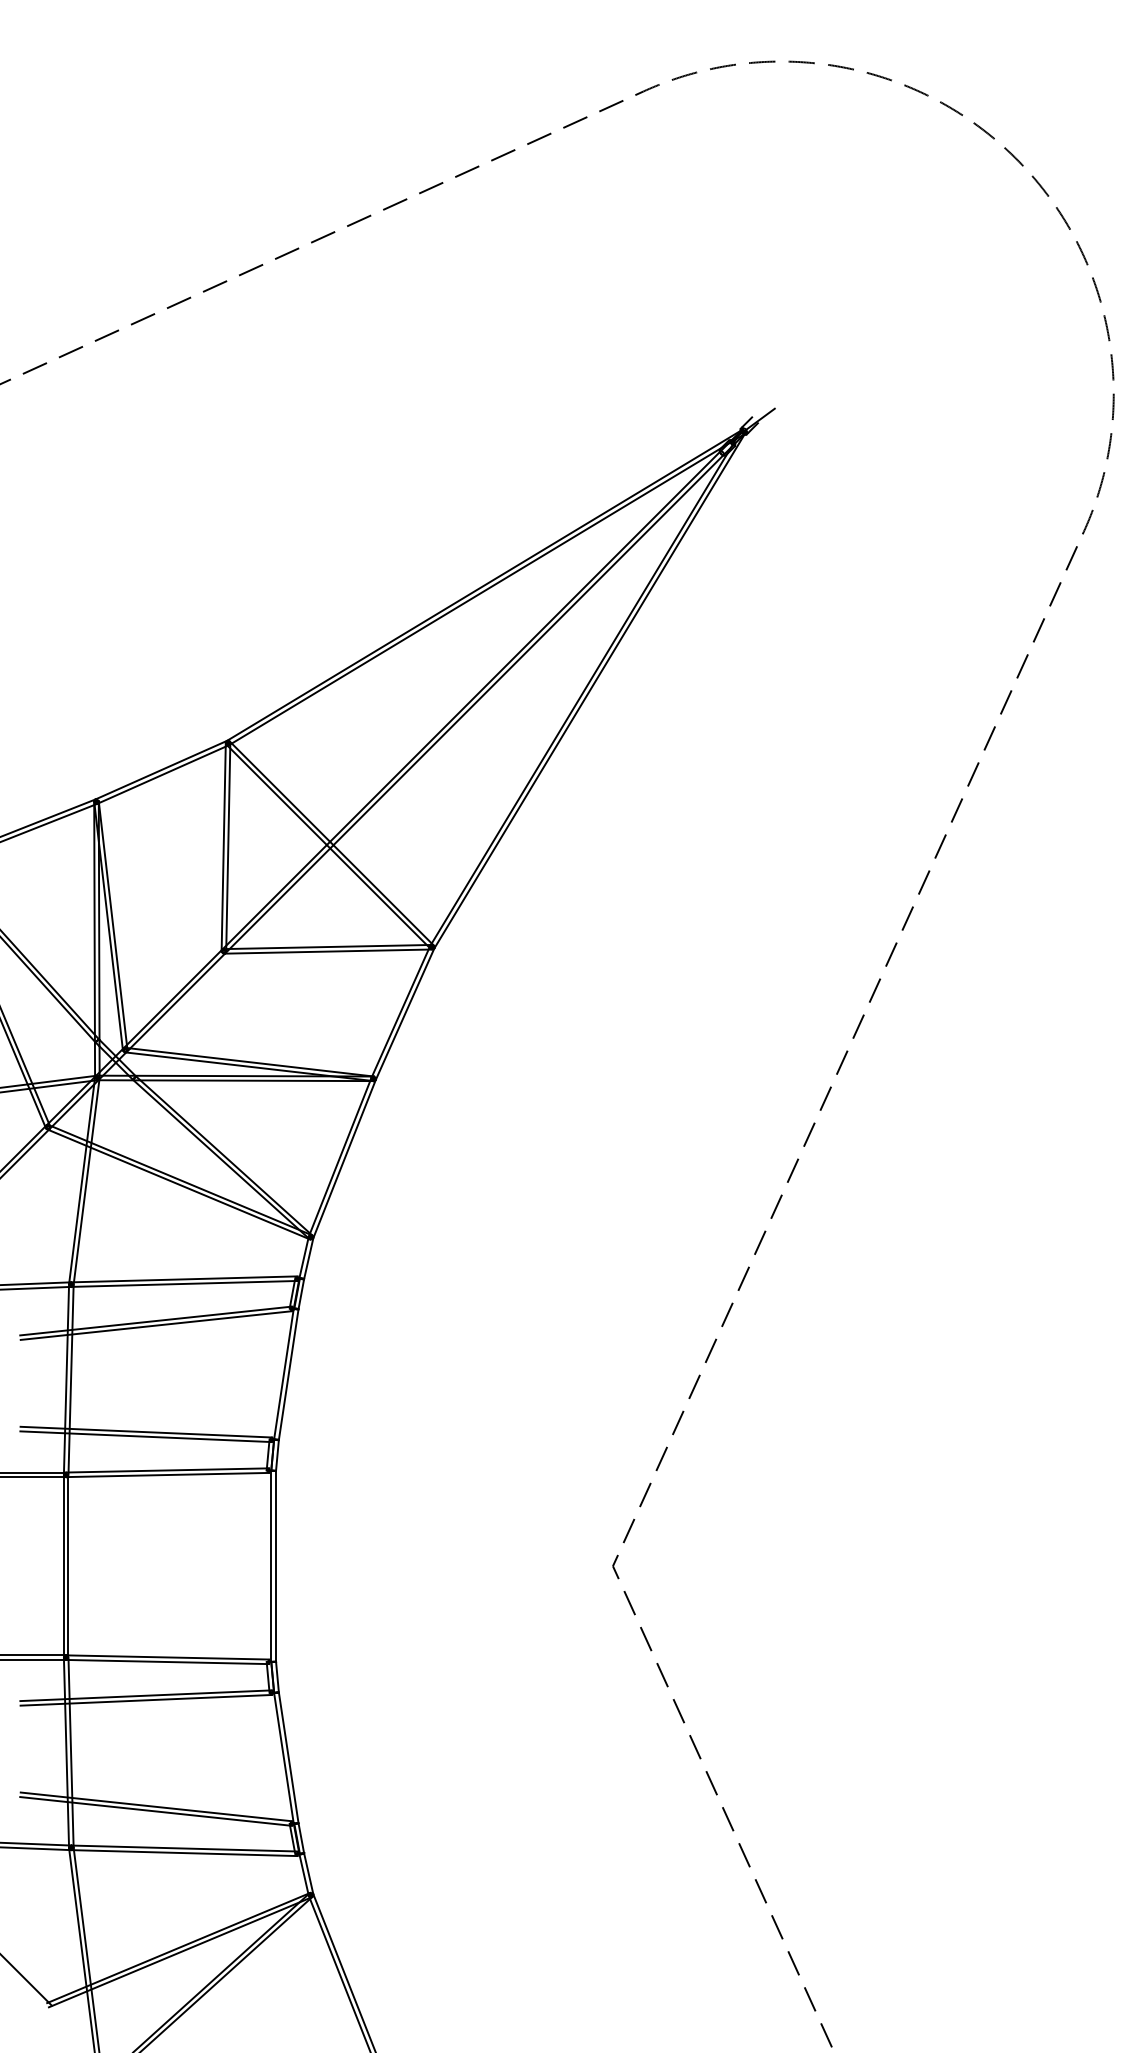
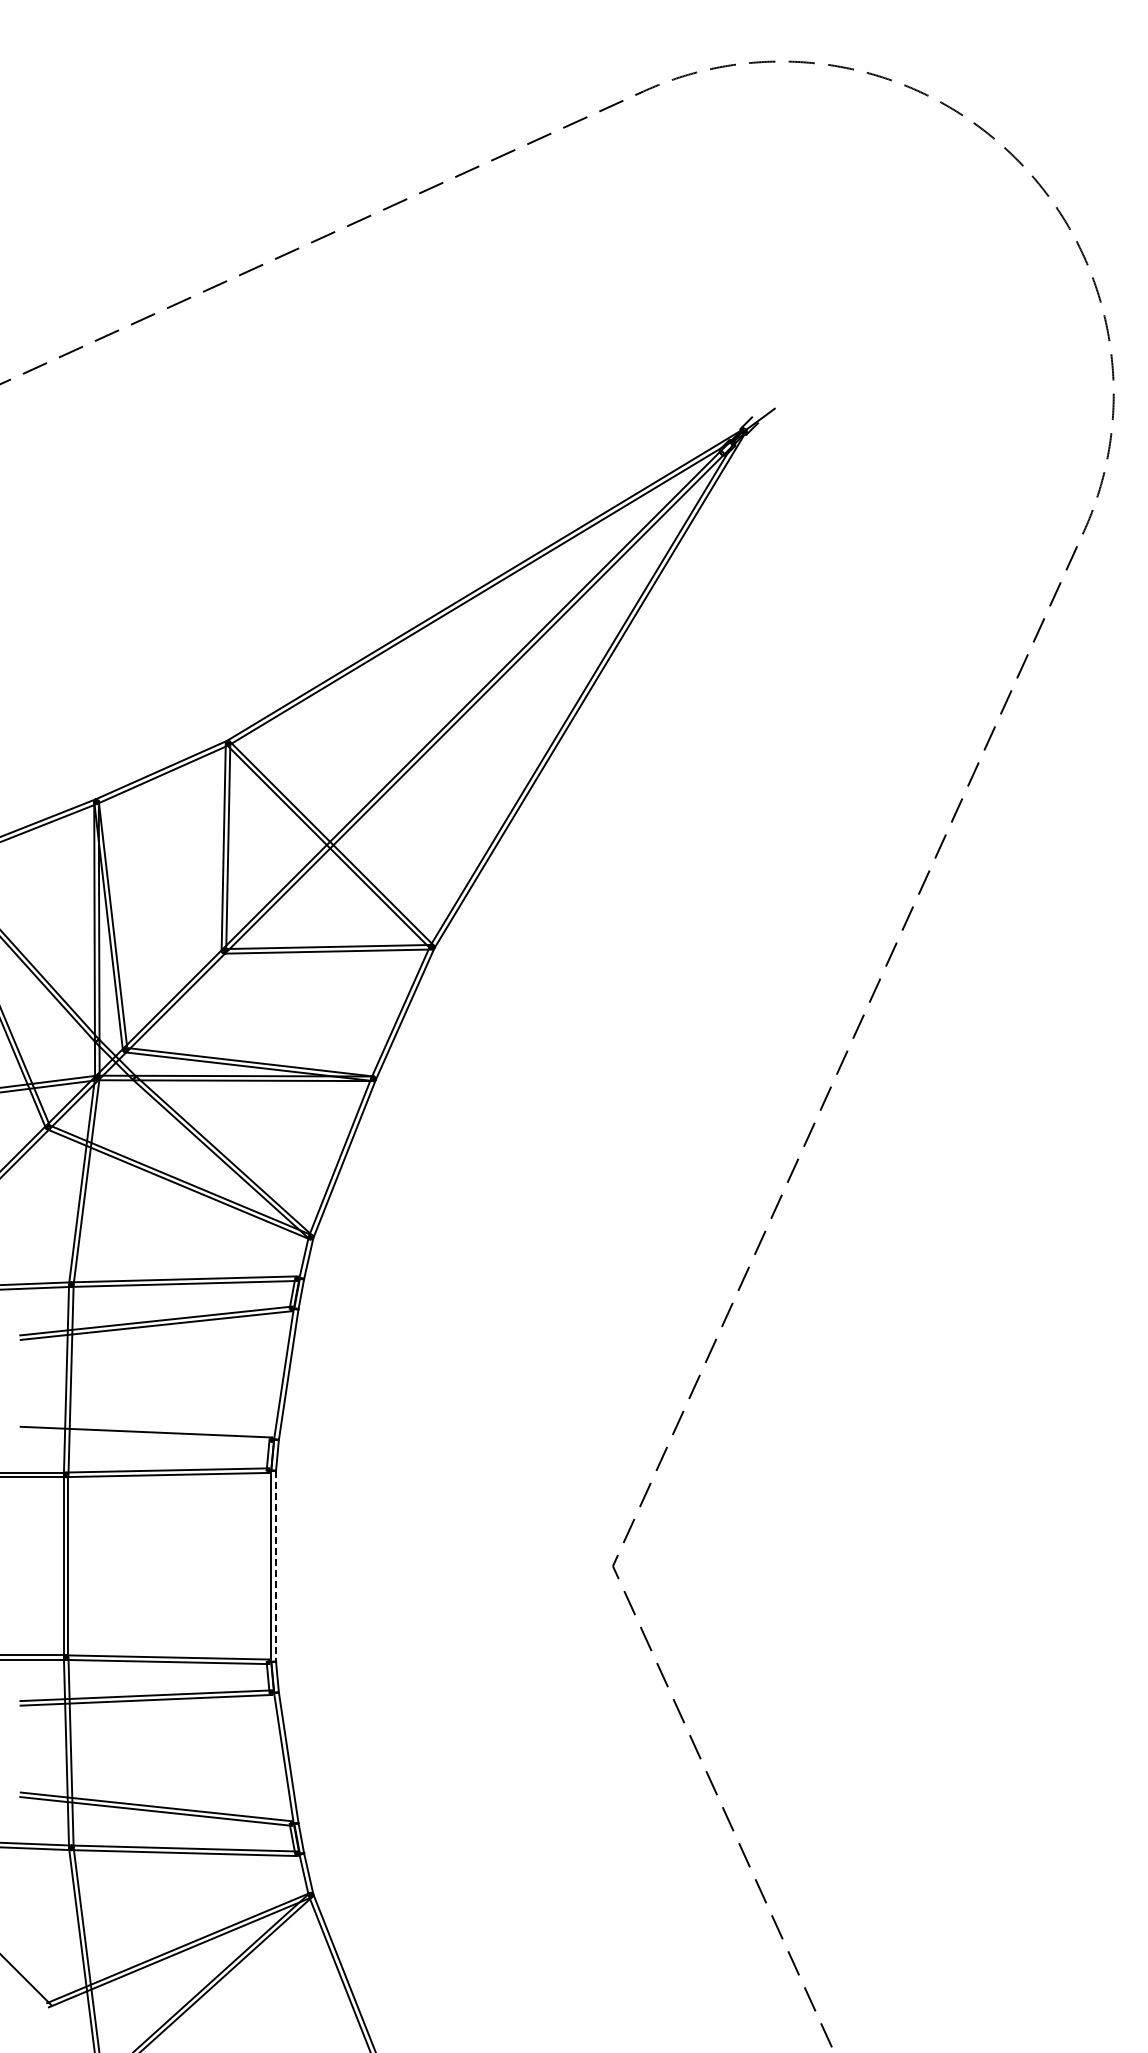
line: present -> none (145, 1436)
line: solid -> dashed (276, 1566)
